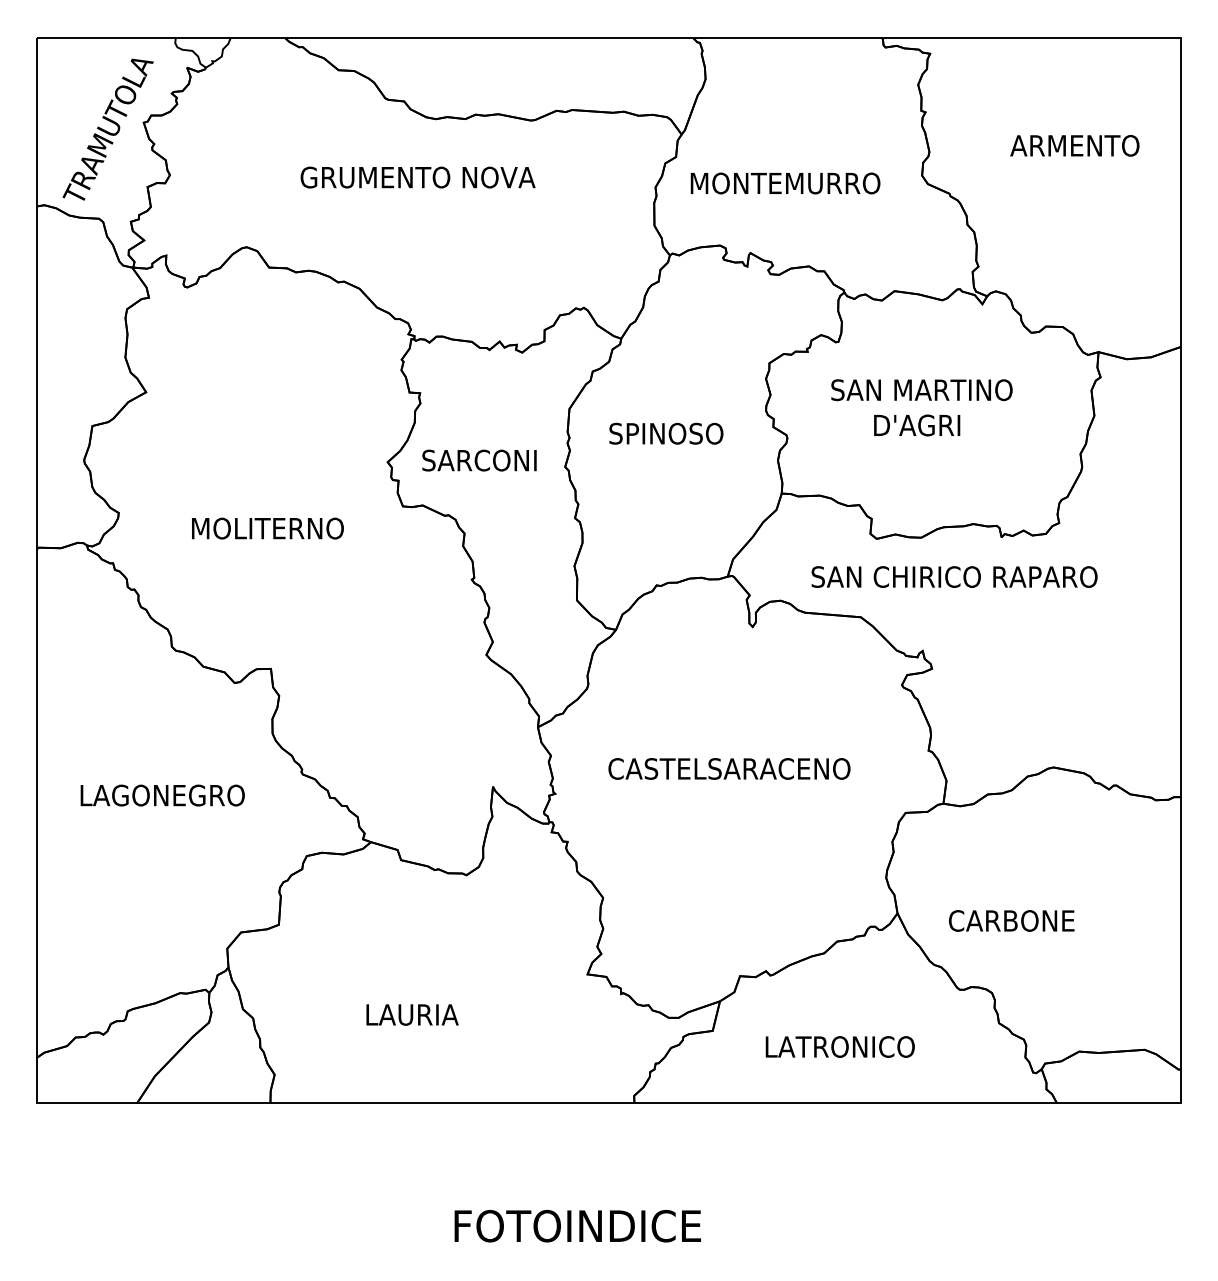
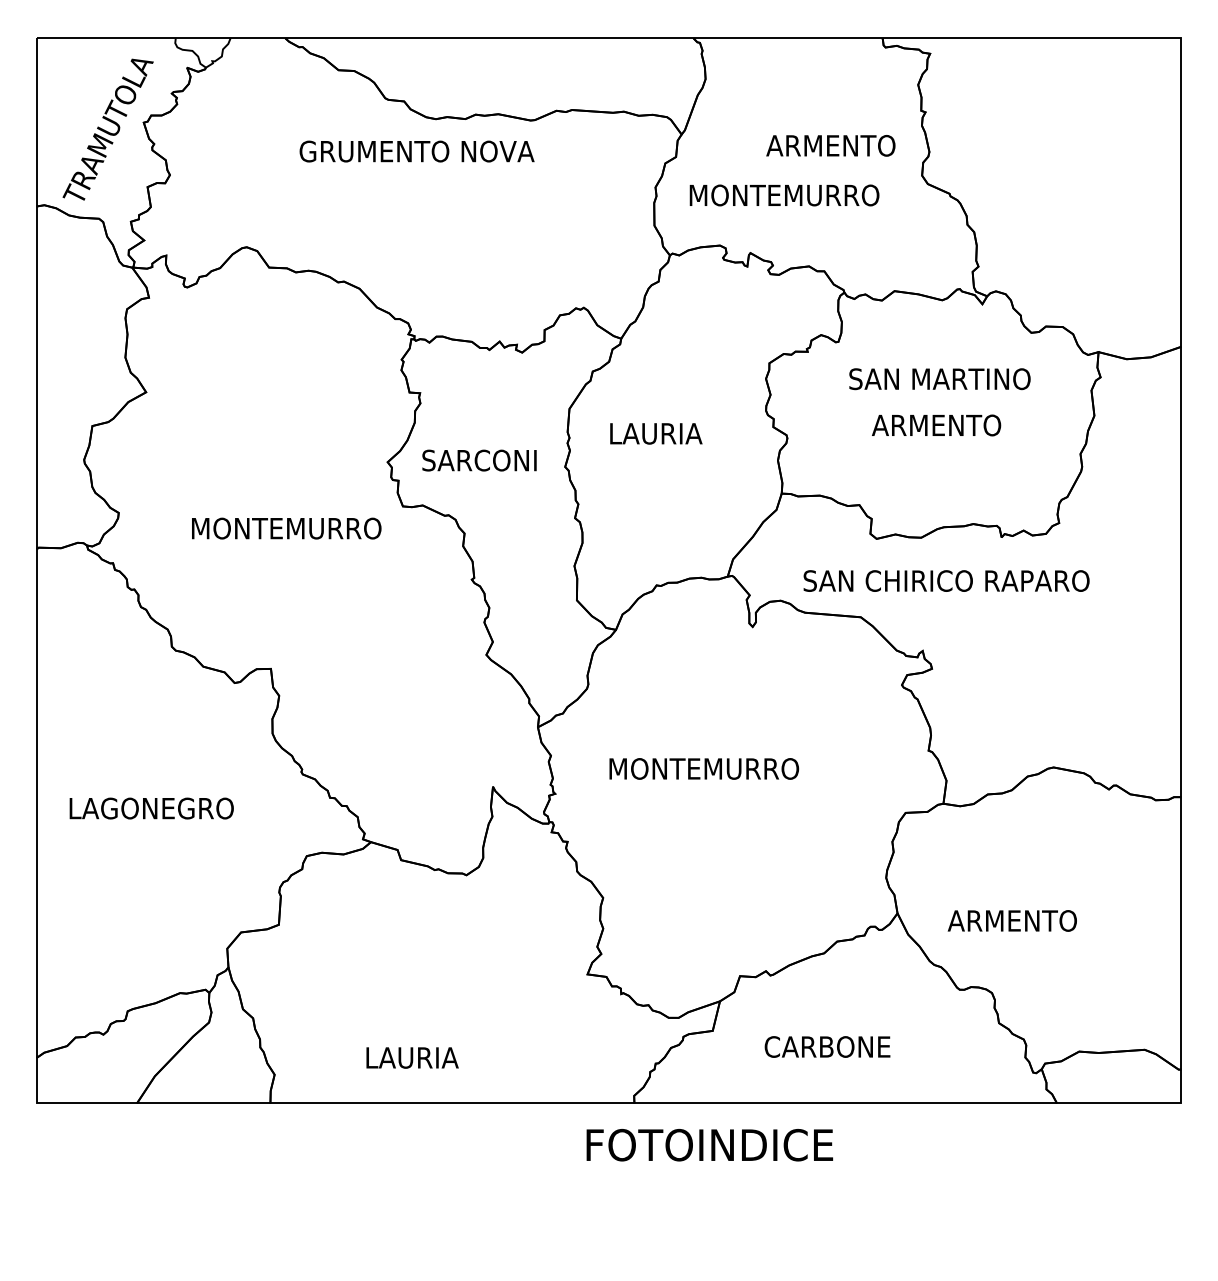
text position: (1074, 145) -> (830, 145) (830, 145)
text position: (417, 177) -> (416, 151) (416, 151)
text position: (785, 183) -> (784, 195) (784, 195)
text position: (921, 390) -> (939, 379) (939, 379)
text: D'AGRI -> ARMENTO (936, 425)
text: SPINOSO -> LAURIA (666, 433)
text: MOLITERNO -> MONTEMURRO (309, 528)
text position: (954, 576) -> (946, 580) (946, 580)
text: CASTELSARACENO -> MONTEMURRO (729, 768)
text position: (162, 795) -> (151, 808) (151, 808)
text: CARBONE -> ARMENTO (1011, 920)
text position: (412, 1014) -> (412, 1057) (412, 1057)
text: LATRONICO -> CARBONE (839, 1046)
text position: (577, 1226) -> (709, 1145) (709, 1145)
